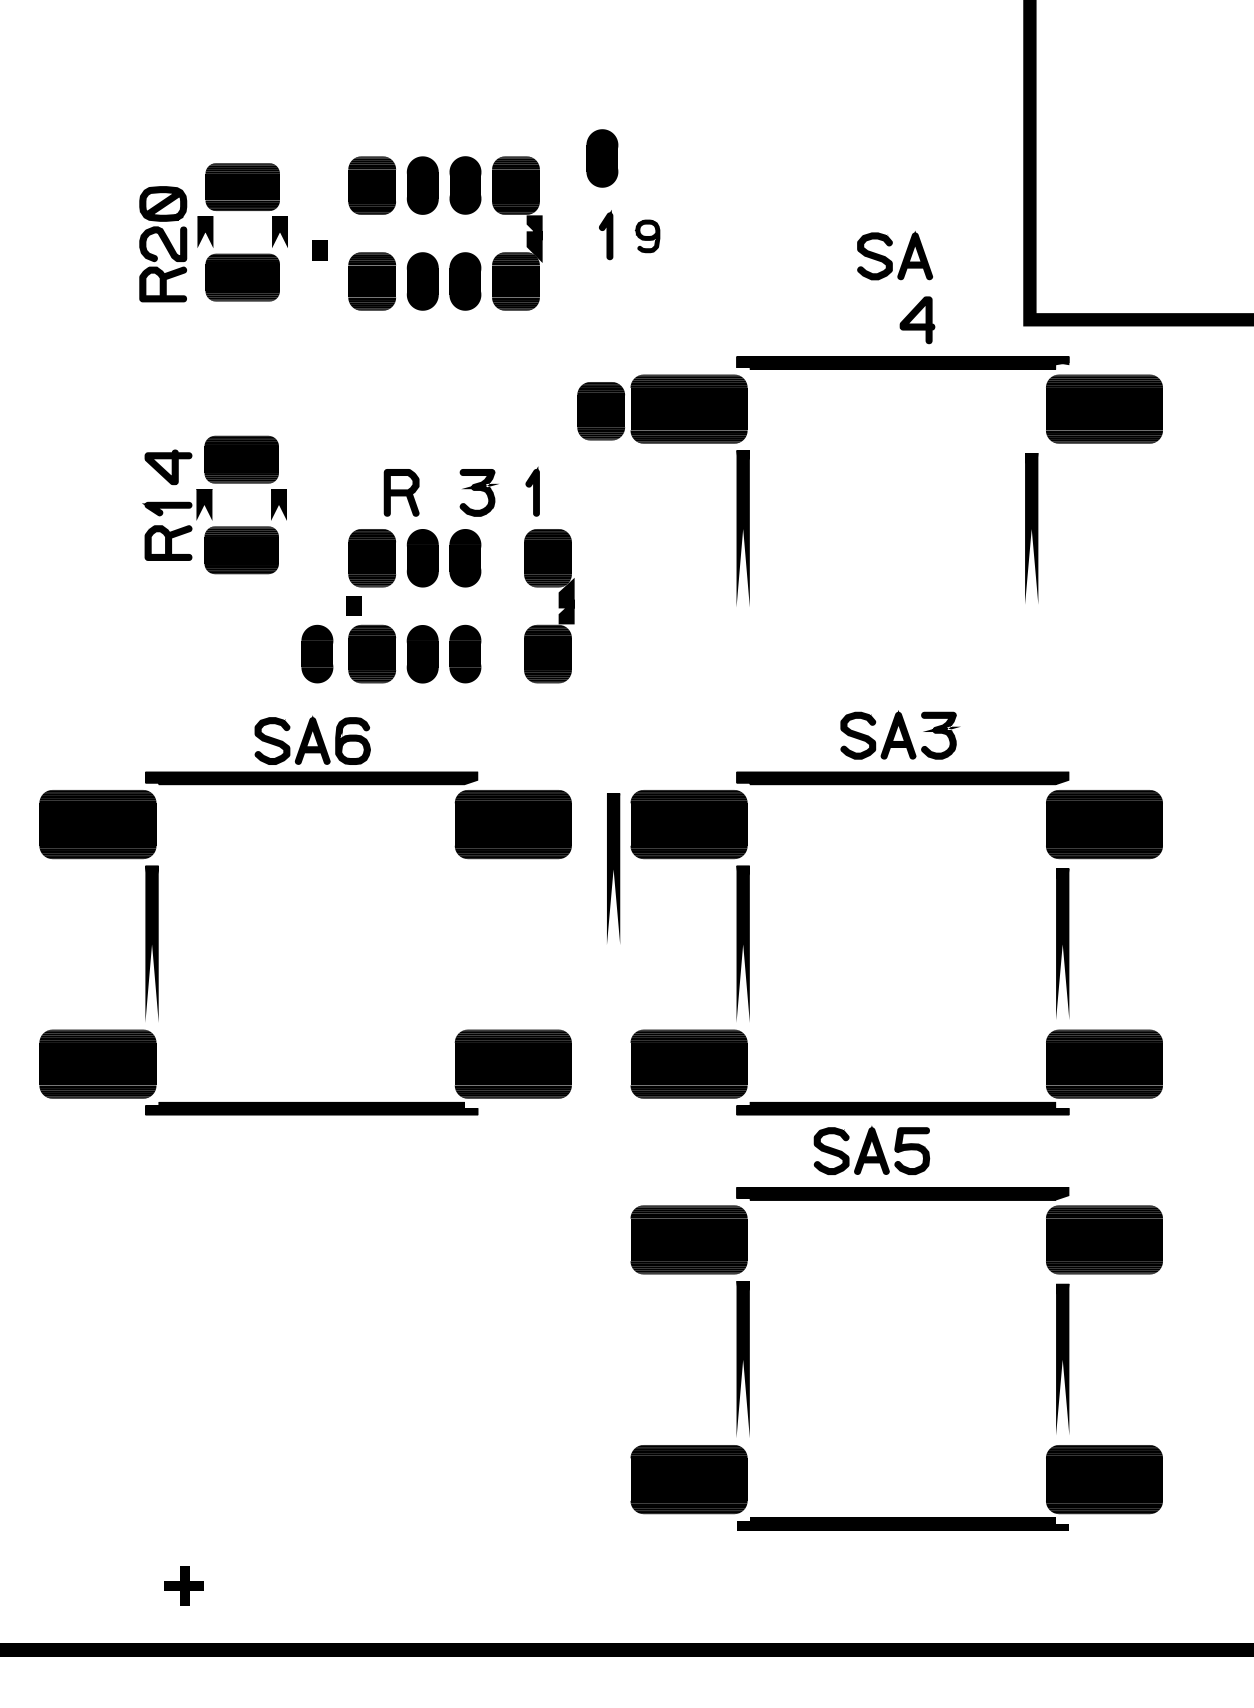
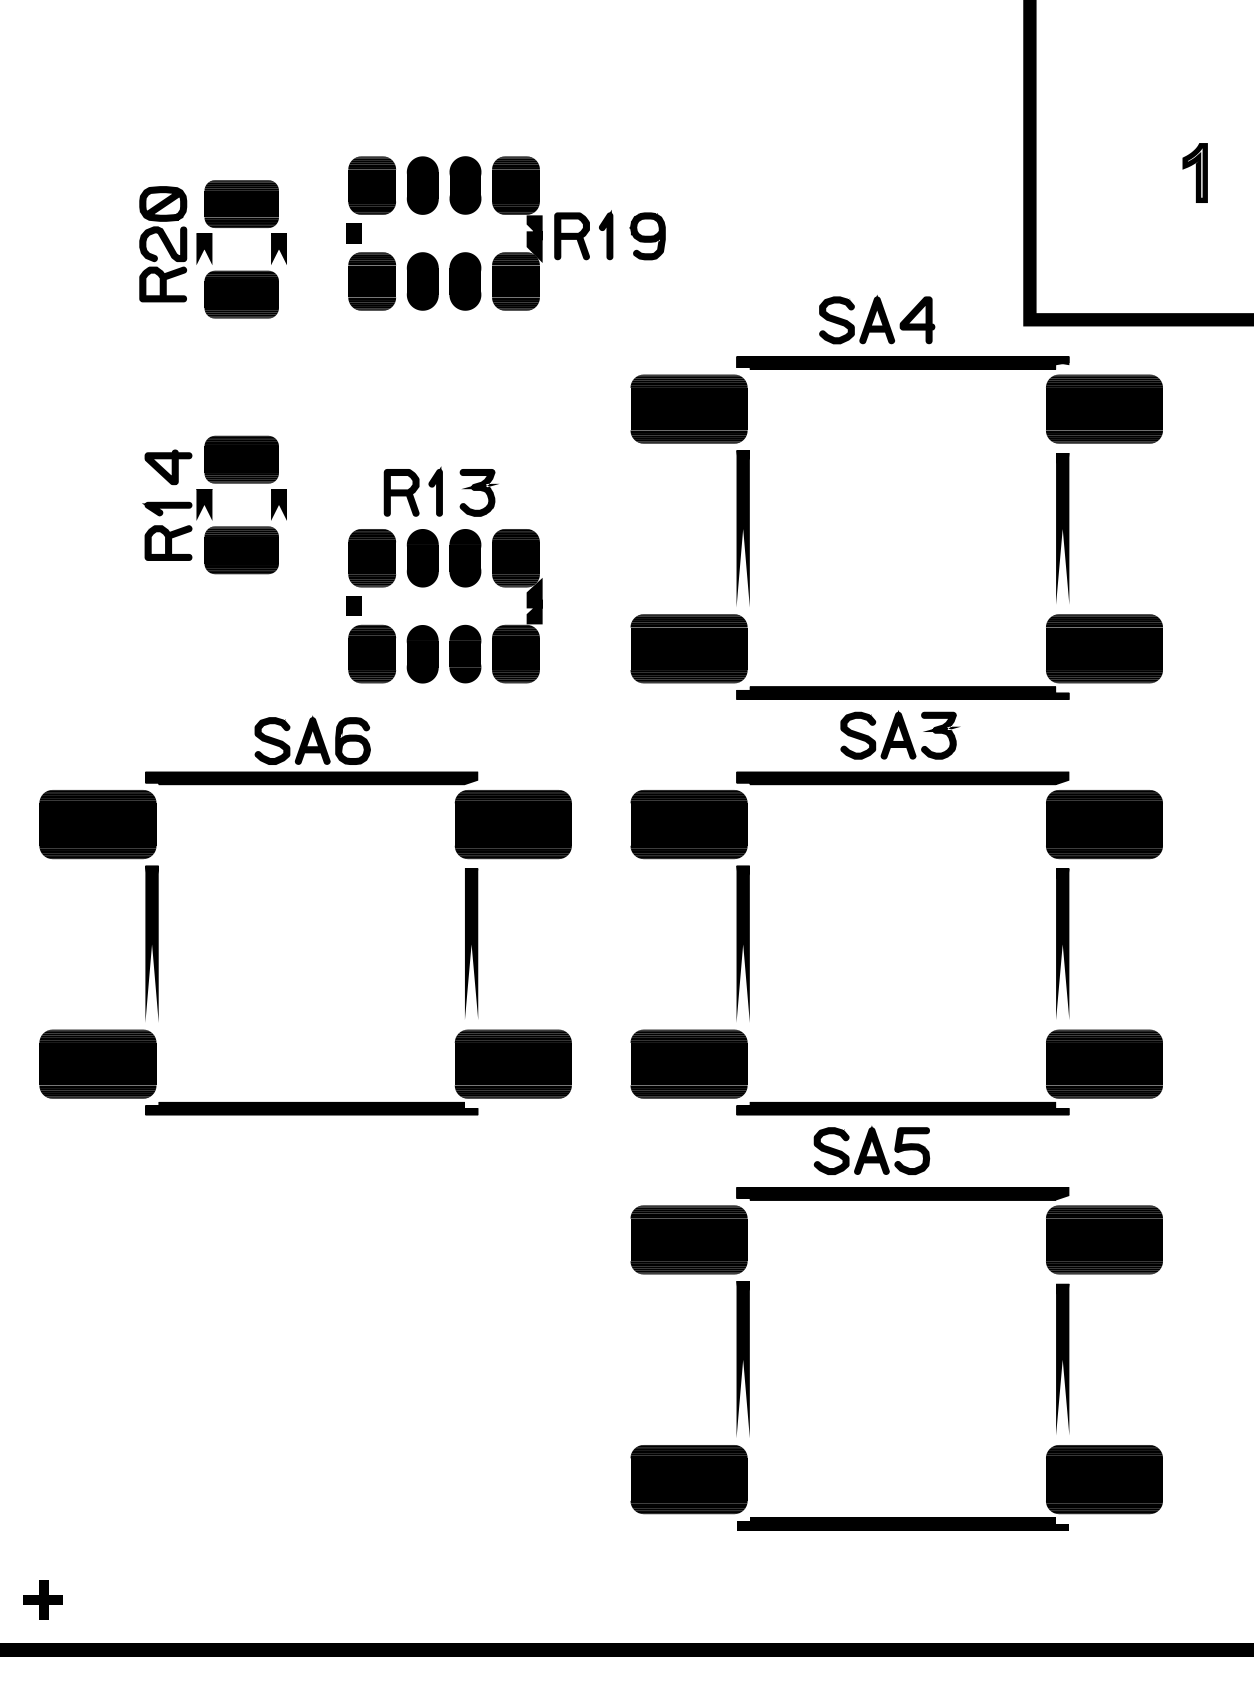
part: present -> none (602, 158)
part: none -> present (1194, 172)
part: none -> present (571, 236)
part size: 26x35 px -> 37x49 px (647, 236)
part position: (319, 250) -> (353, 233) (353, 233)
part position: (242, 253) -> (241, 270) (241, 270)
part position: (891, 260) -> (853, 324) (853, 324)
part: present -> none (600, 411)
part position: (532, 491) -> (435, 491) (435, 491)
part position: (1031, 528) -> (1062, 528) (1062, 528)
part position: (558, 606) -> (526, 606) (526, 606)
part: present -> none (317, 653)
part: none -> present (896, 686)
part position: (613, 868) -> (471, 943) (471, 943)
part position: (183, 1585) -> (42, 1599) (42, 1599)
